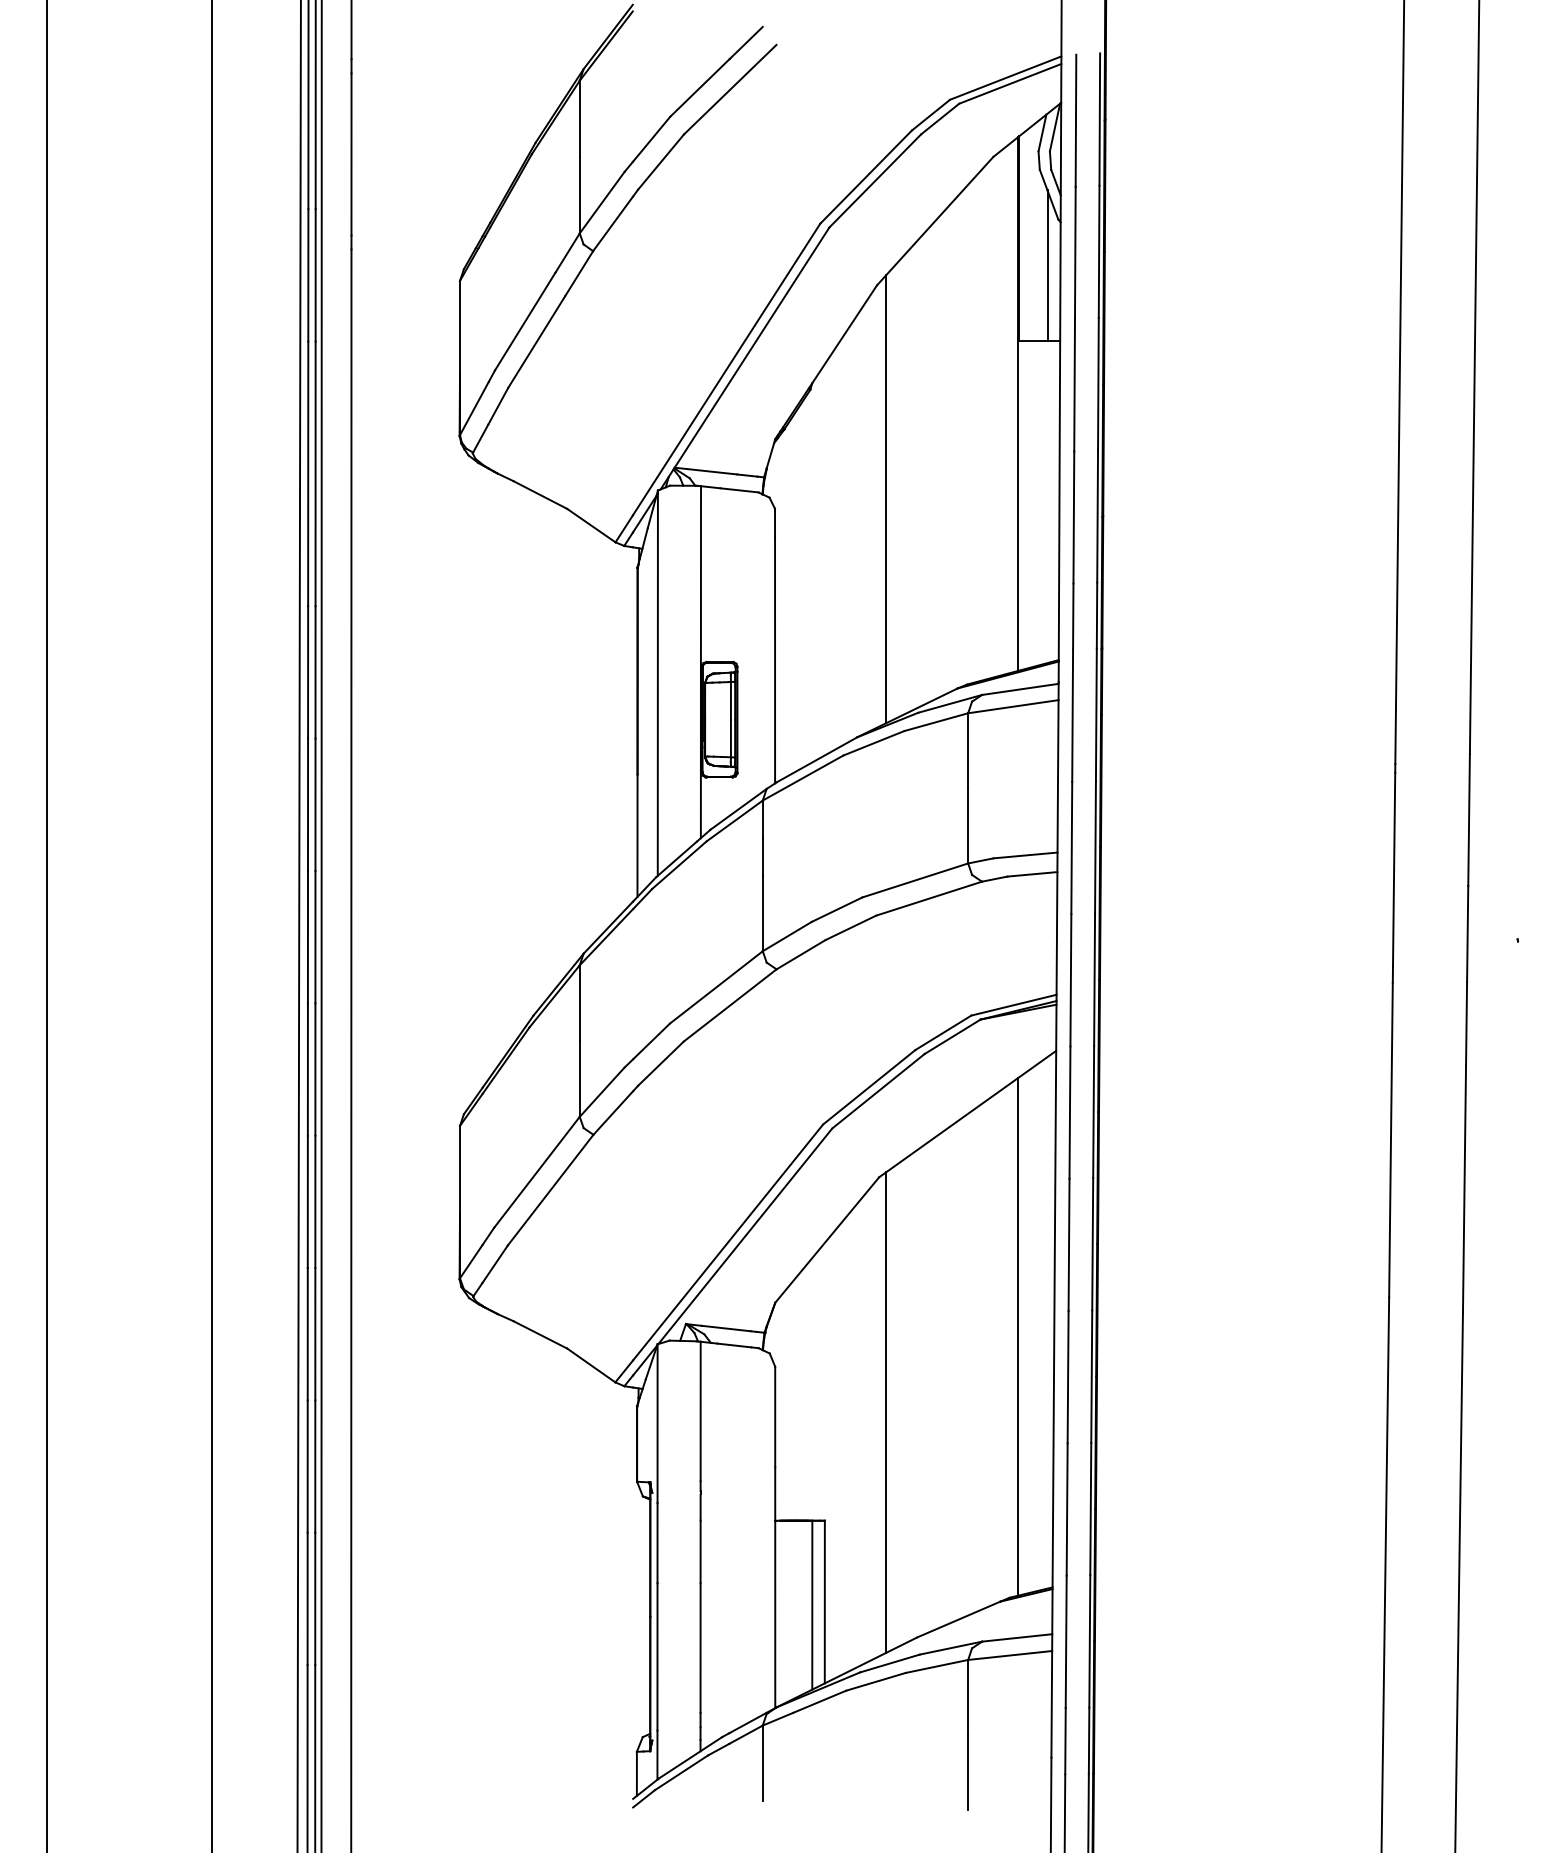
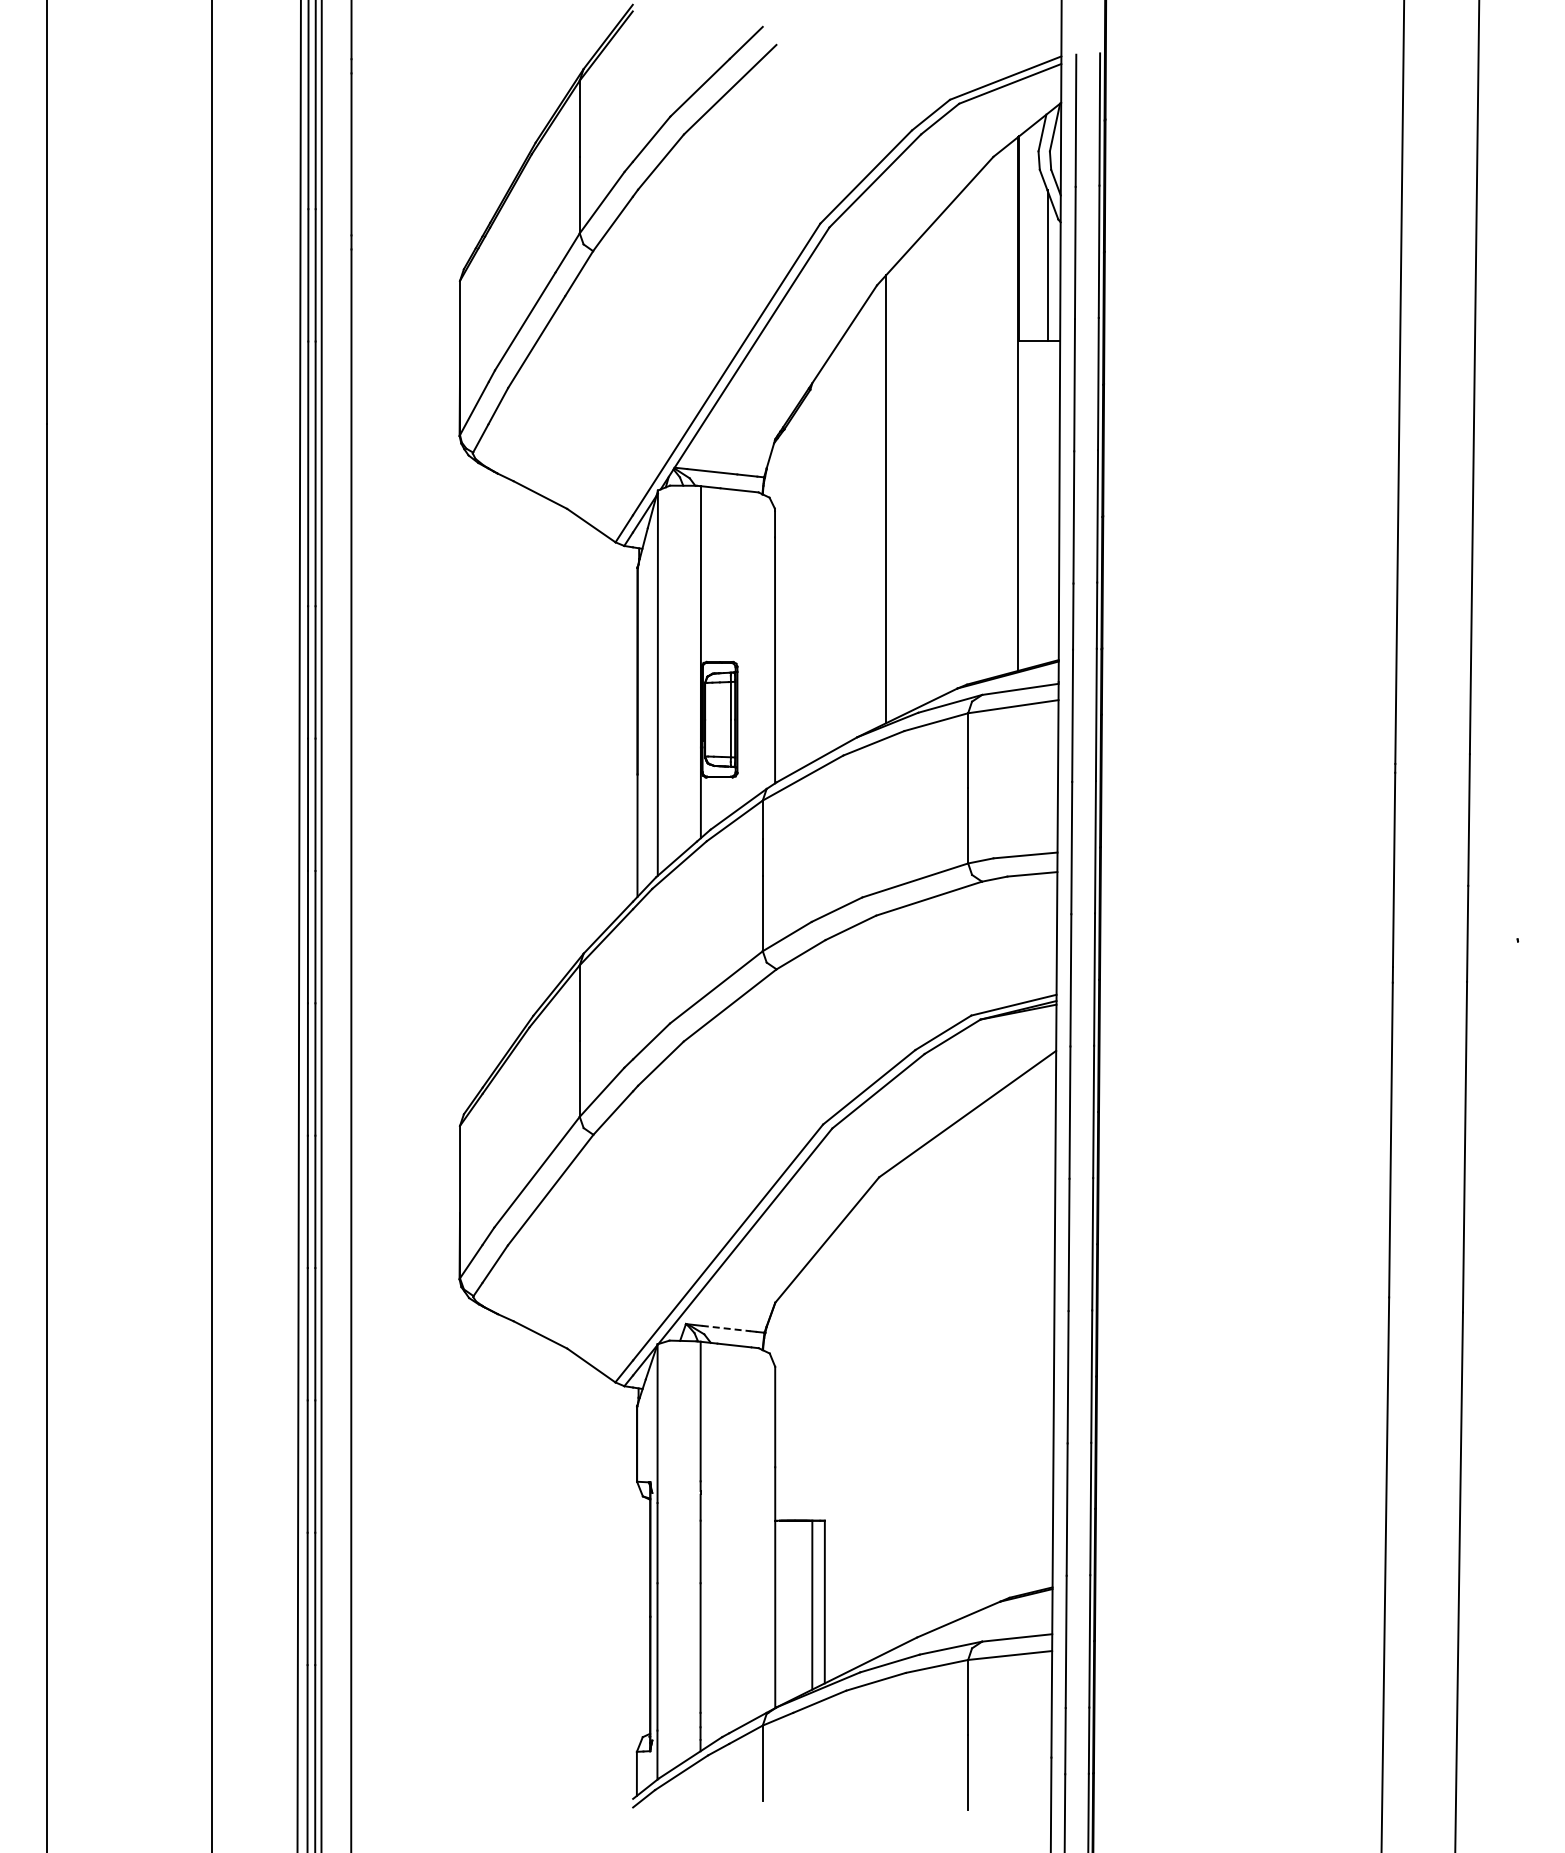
line: solid -> dashed (726, 1328)
line: present -> none (1018, 1336)
line: present -> none (886, 1412)
